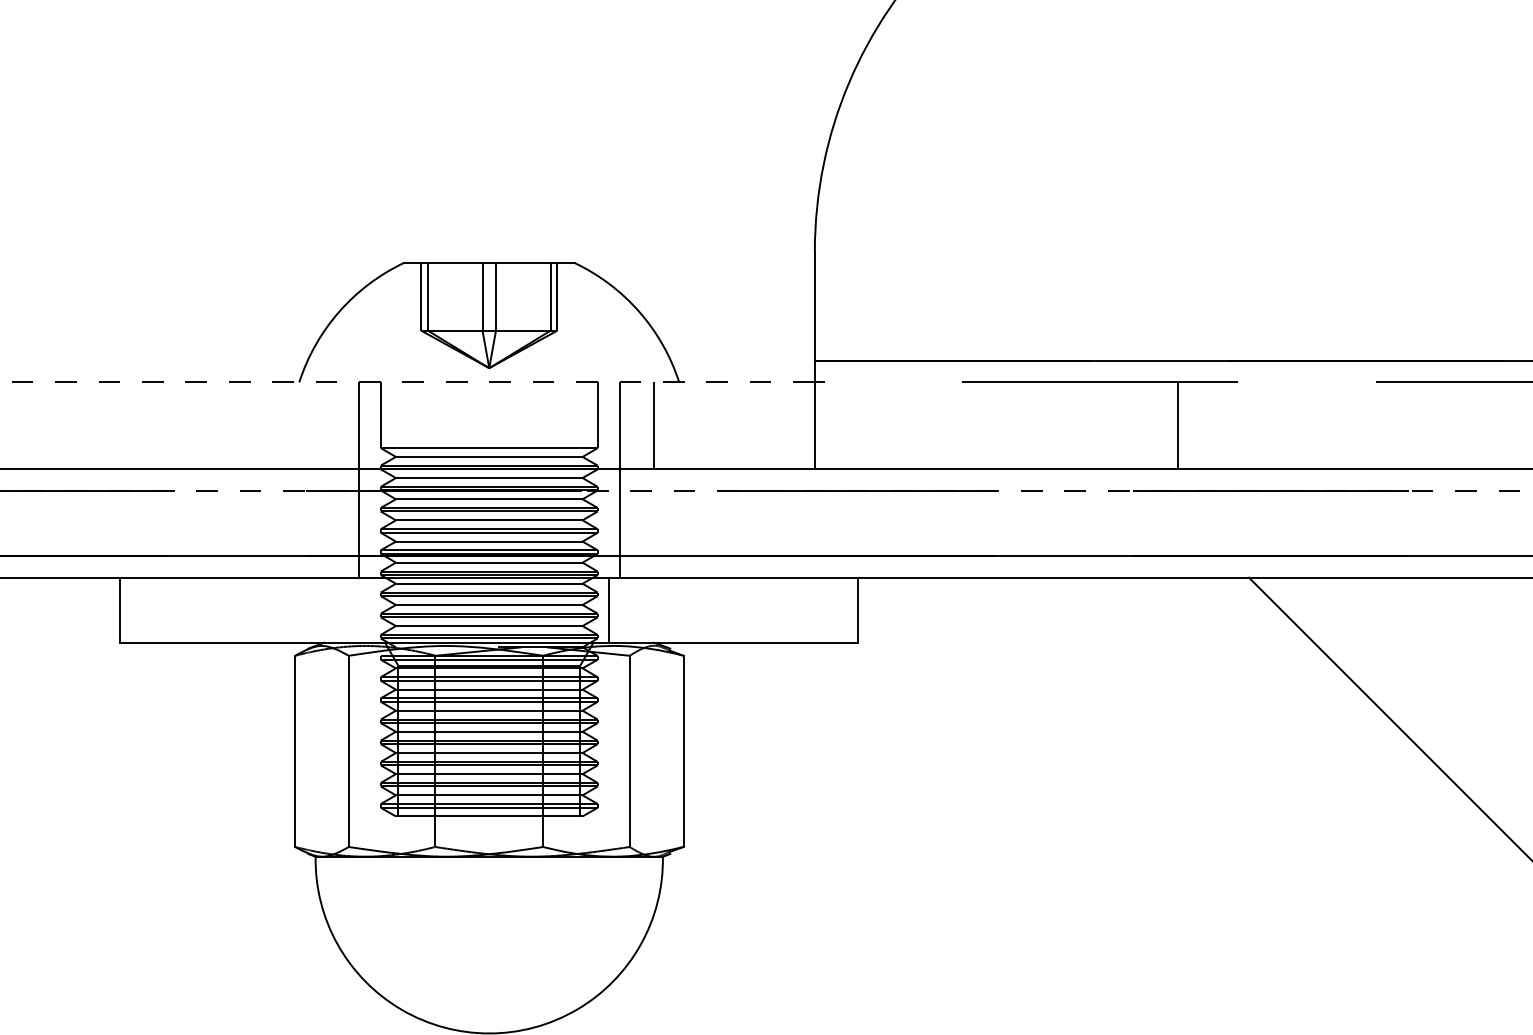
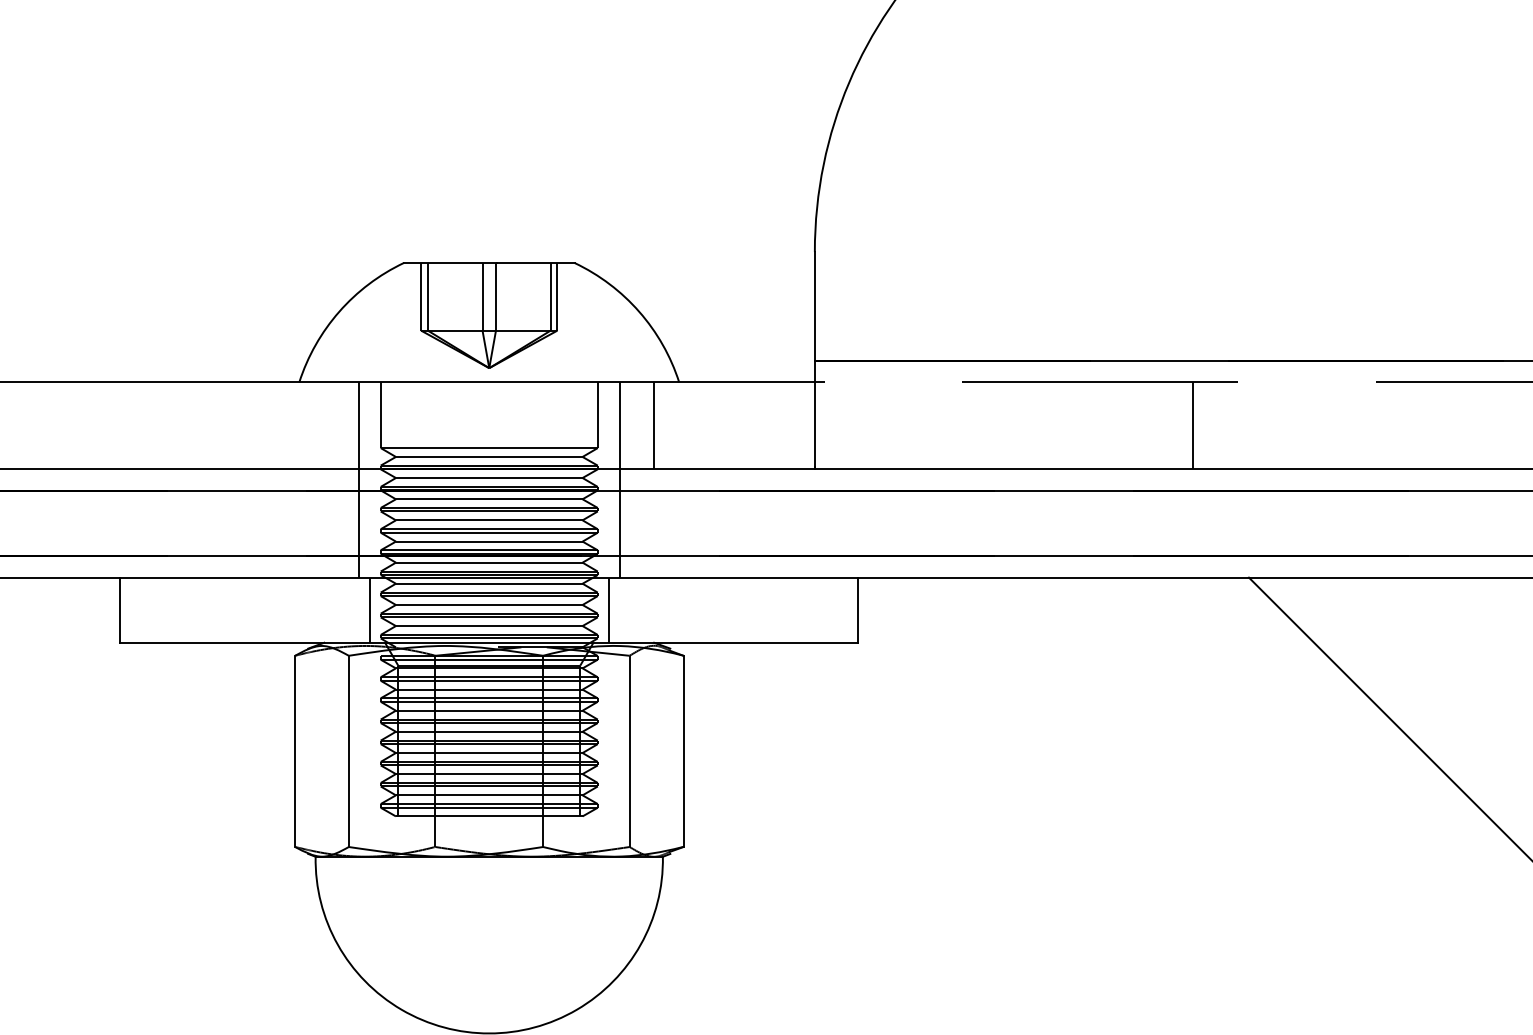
line: dashed -> solid (407, 382)
line position: (1177, 425) -> (1192, 425) (1192, 425)
line: dashed -> solid (766, 490)
line: none -> present (369, 609)
